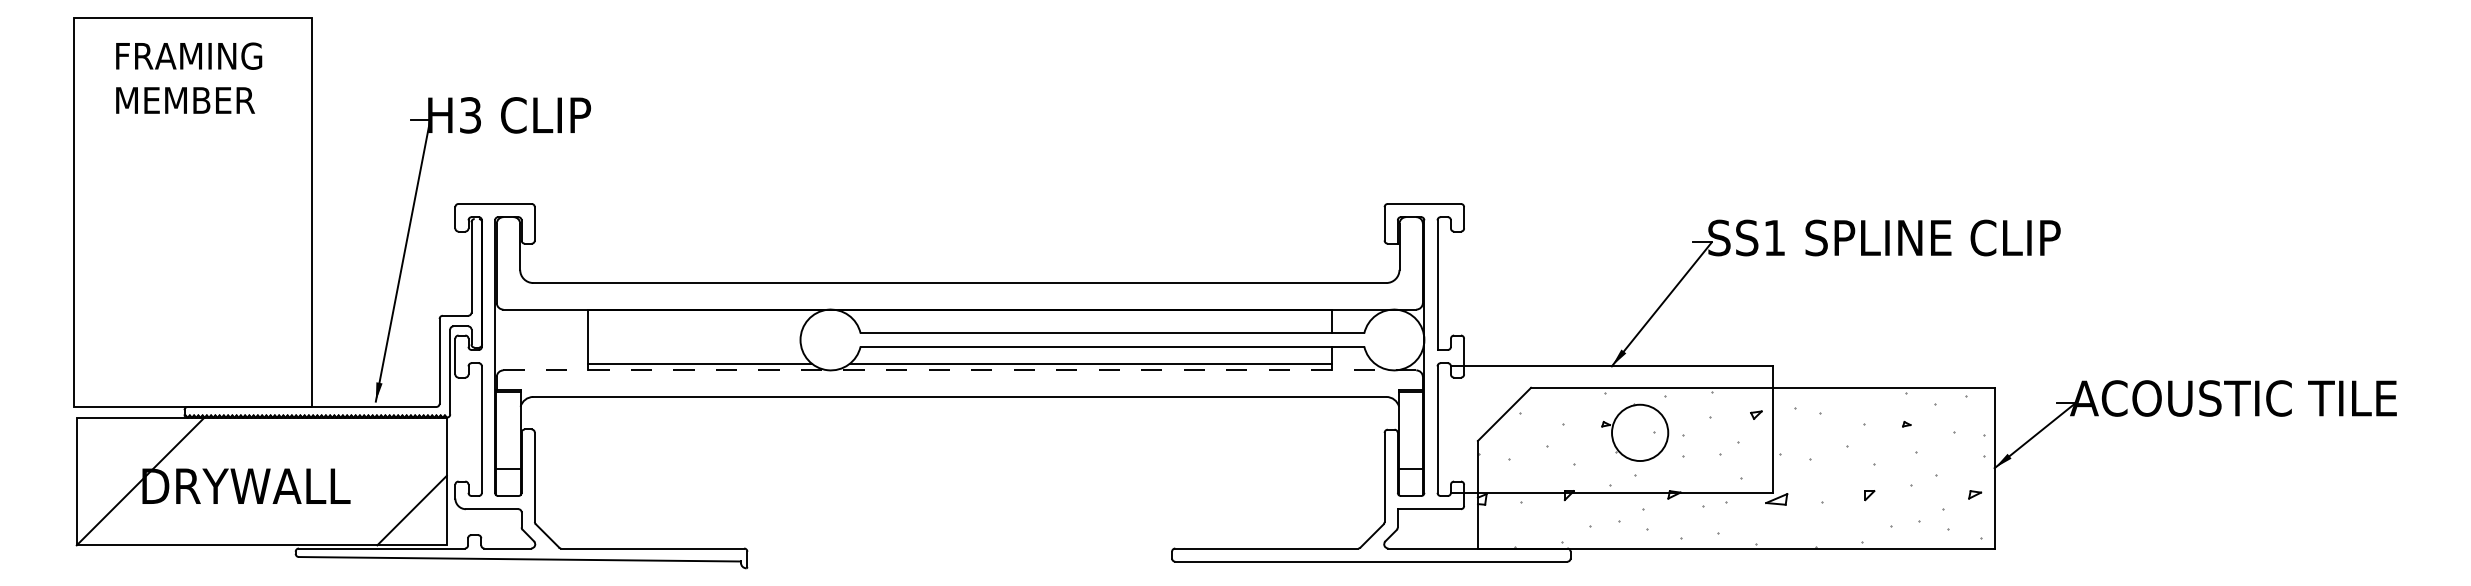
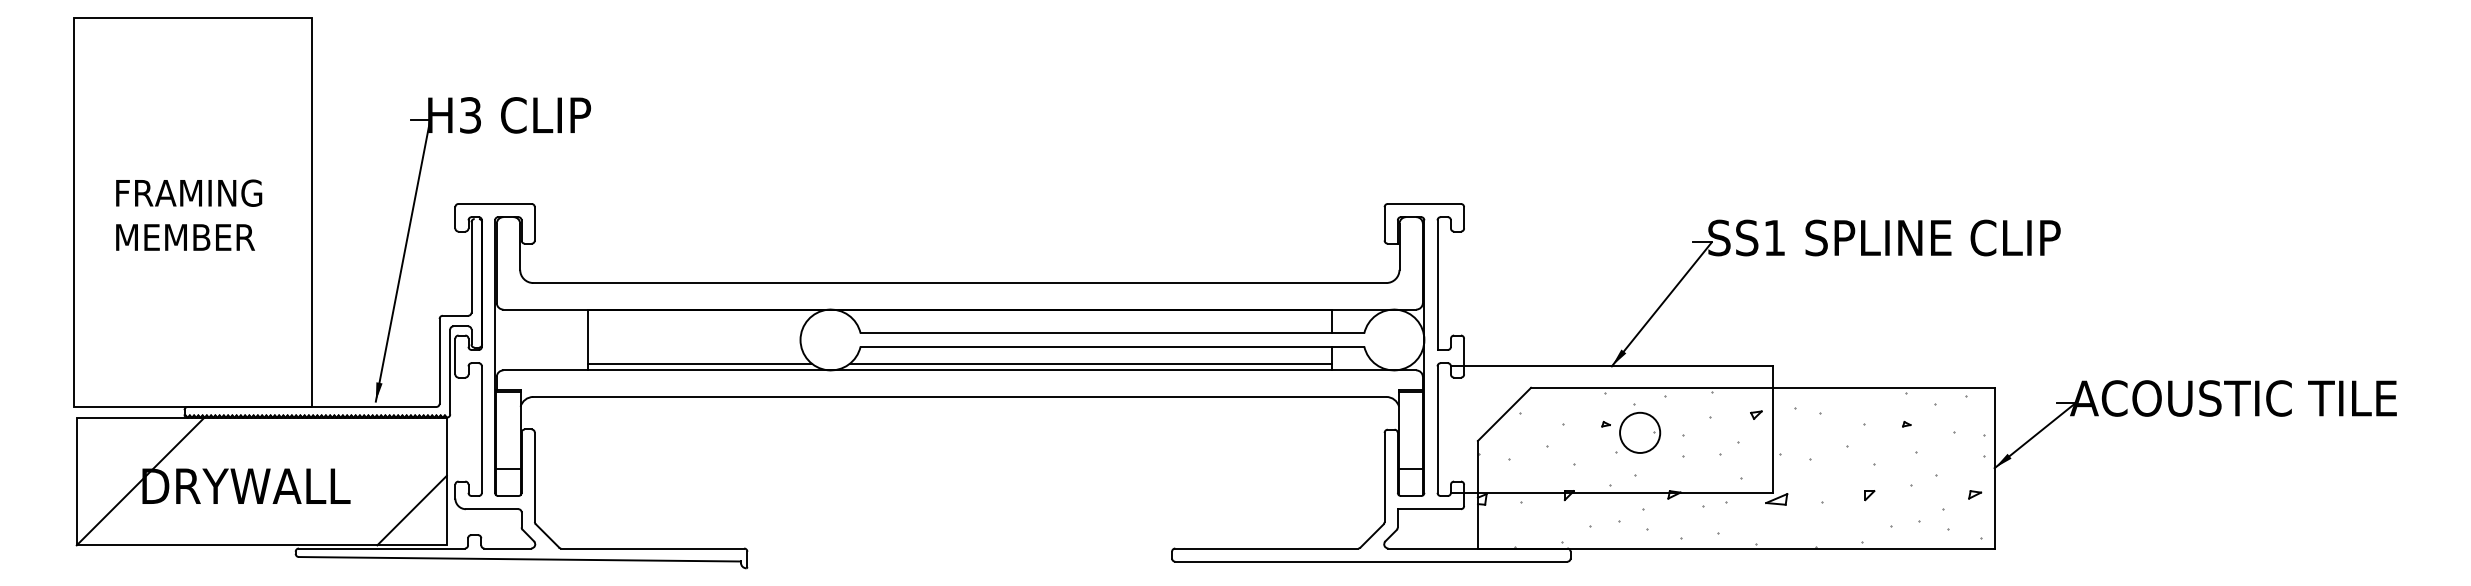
text position: (189, 77) -> (189, 214) (189, 214)
line: dashed -> solid (960, 370)
circle diameter: 56 px -> 40 px (1640, 432)
